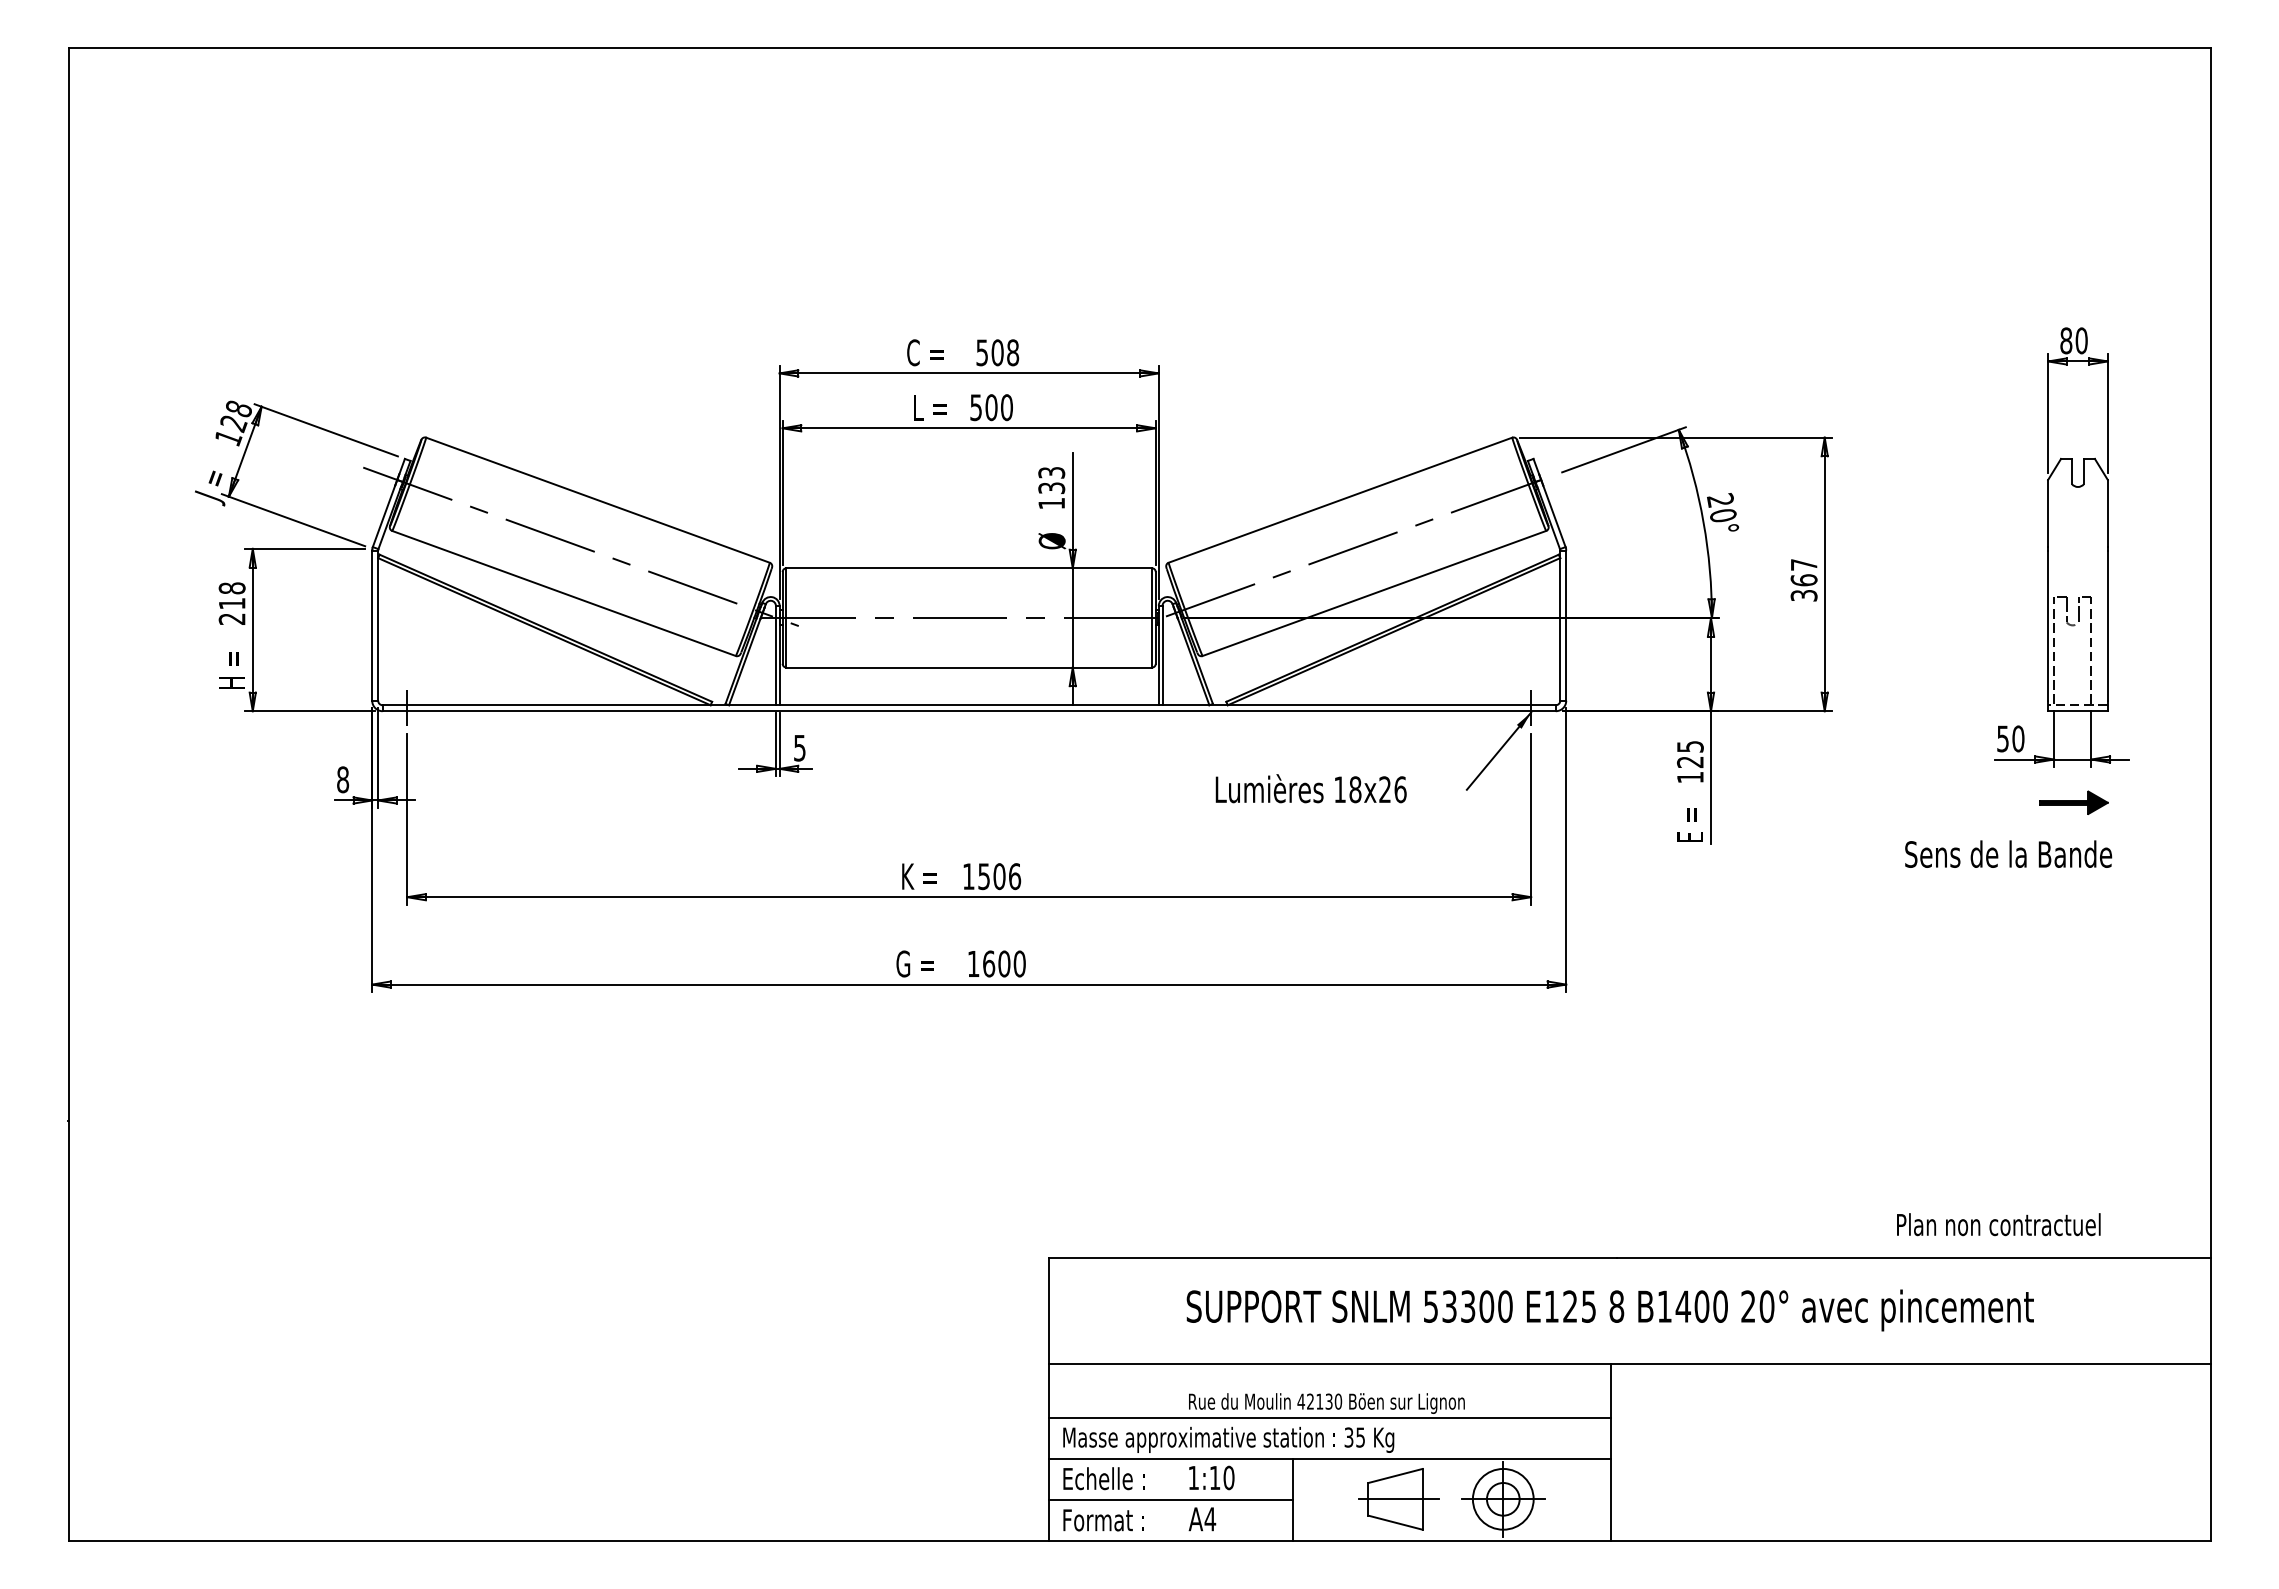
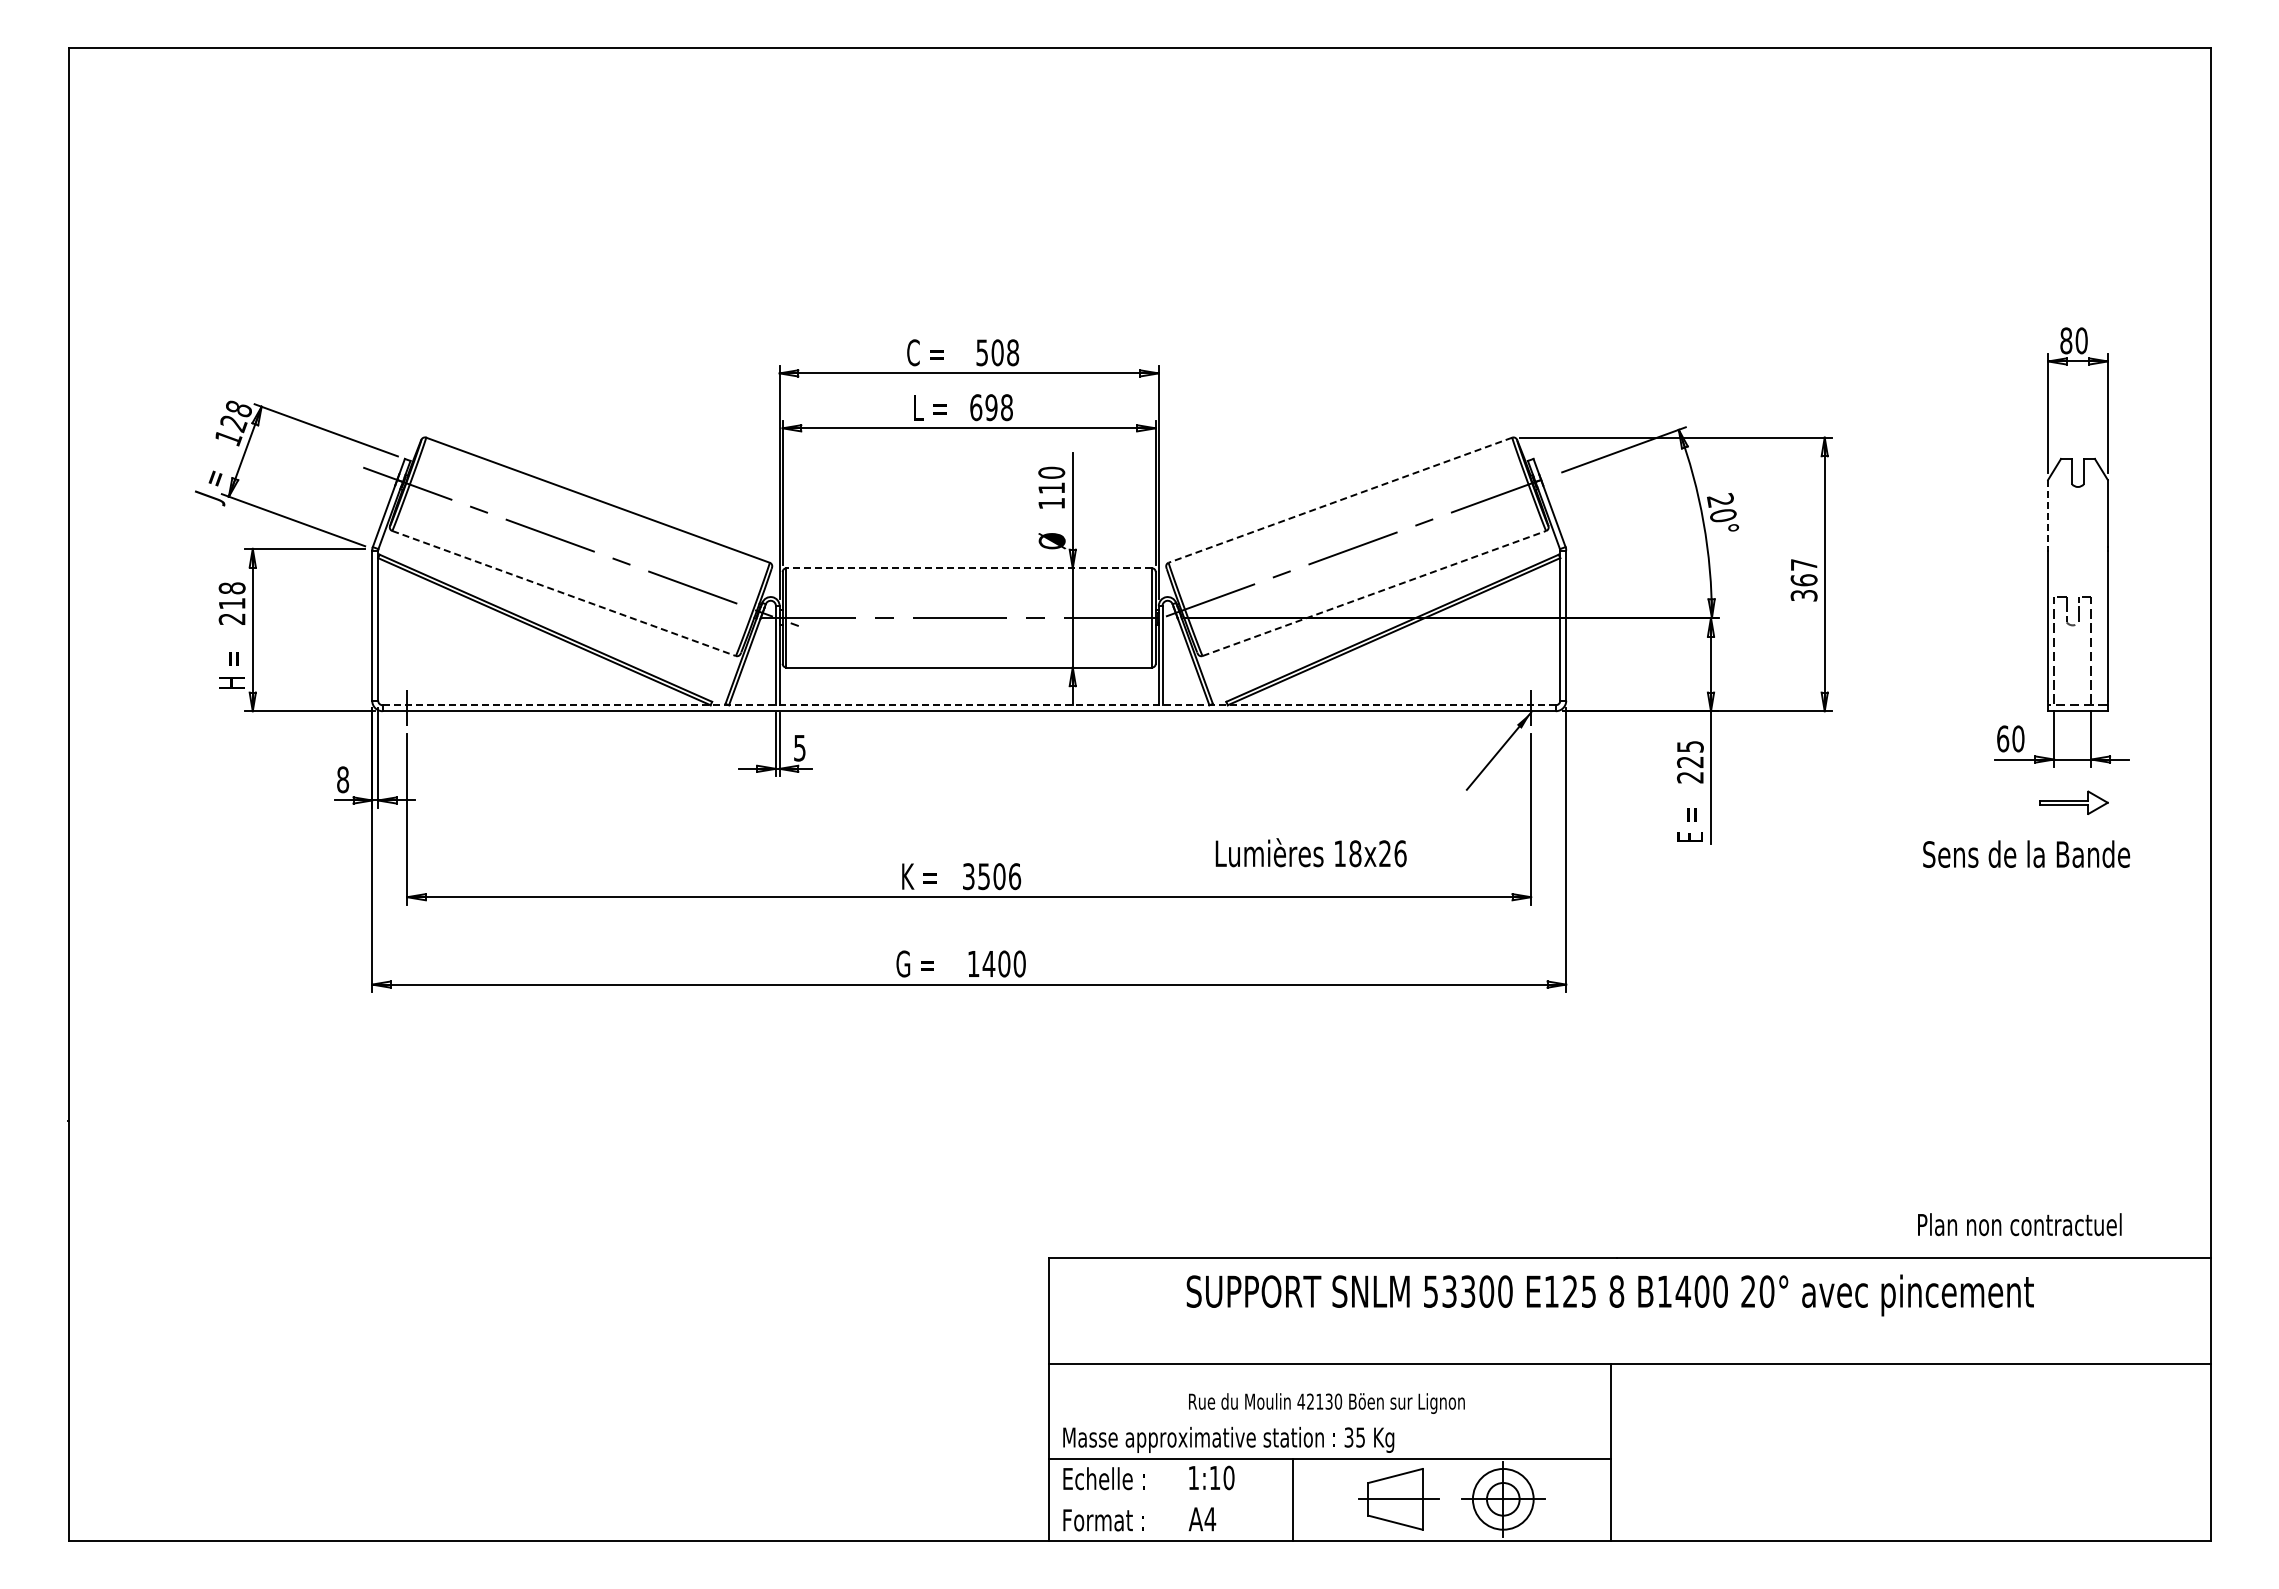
text: 500 -> 698 (991, 407)
text: 133 -> 110 (1051, 479)
line: solid -> dashed (1340, 500)
line: solid -> dashed (2048, 513)
line: solid -> dashed (969, 568)
line: solid -> dashed (564, 593)
line: solid -> dashed (1374, 593)
line: solid -> dashed (969, 705)
text: 50 -> 60 (2003, 738)
text: 125 -> 225 (1690, 777)
text position: (1310, 788) -> (1310, 852) (1310, 852)
fill: present -> none (2073, 802)
text position: (2008, 853) -> (2026, 853) (2026, 853)
text: 1506 -> 3506 (968, 876)
text: 1600 -> 1400 (988, 963)
text position: (1998, 1224) -> (2019, 1224) (2019, 1224)
text position: (1609, 1310) -> (1609, 1295) (1609, 1295)
line: present -> none (1330, 1418)
line: present -> none (1170, 1500)
